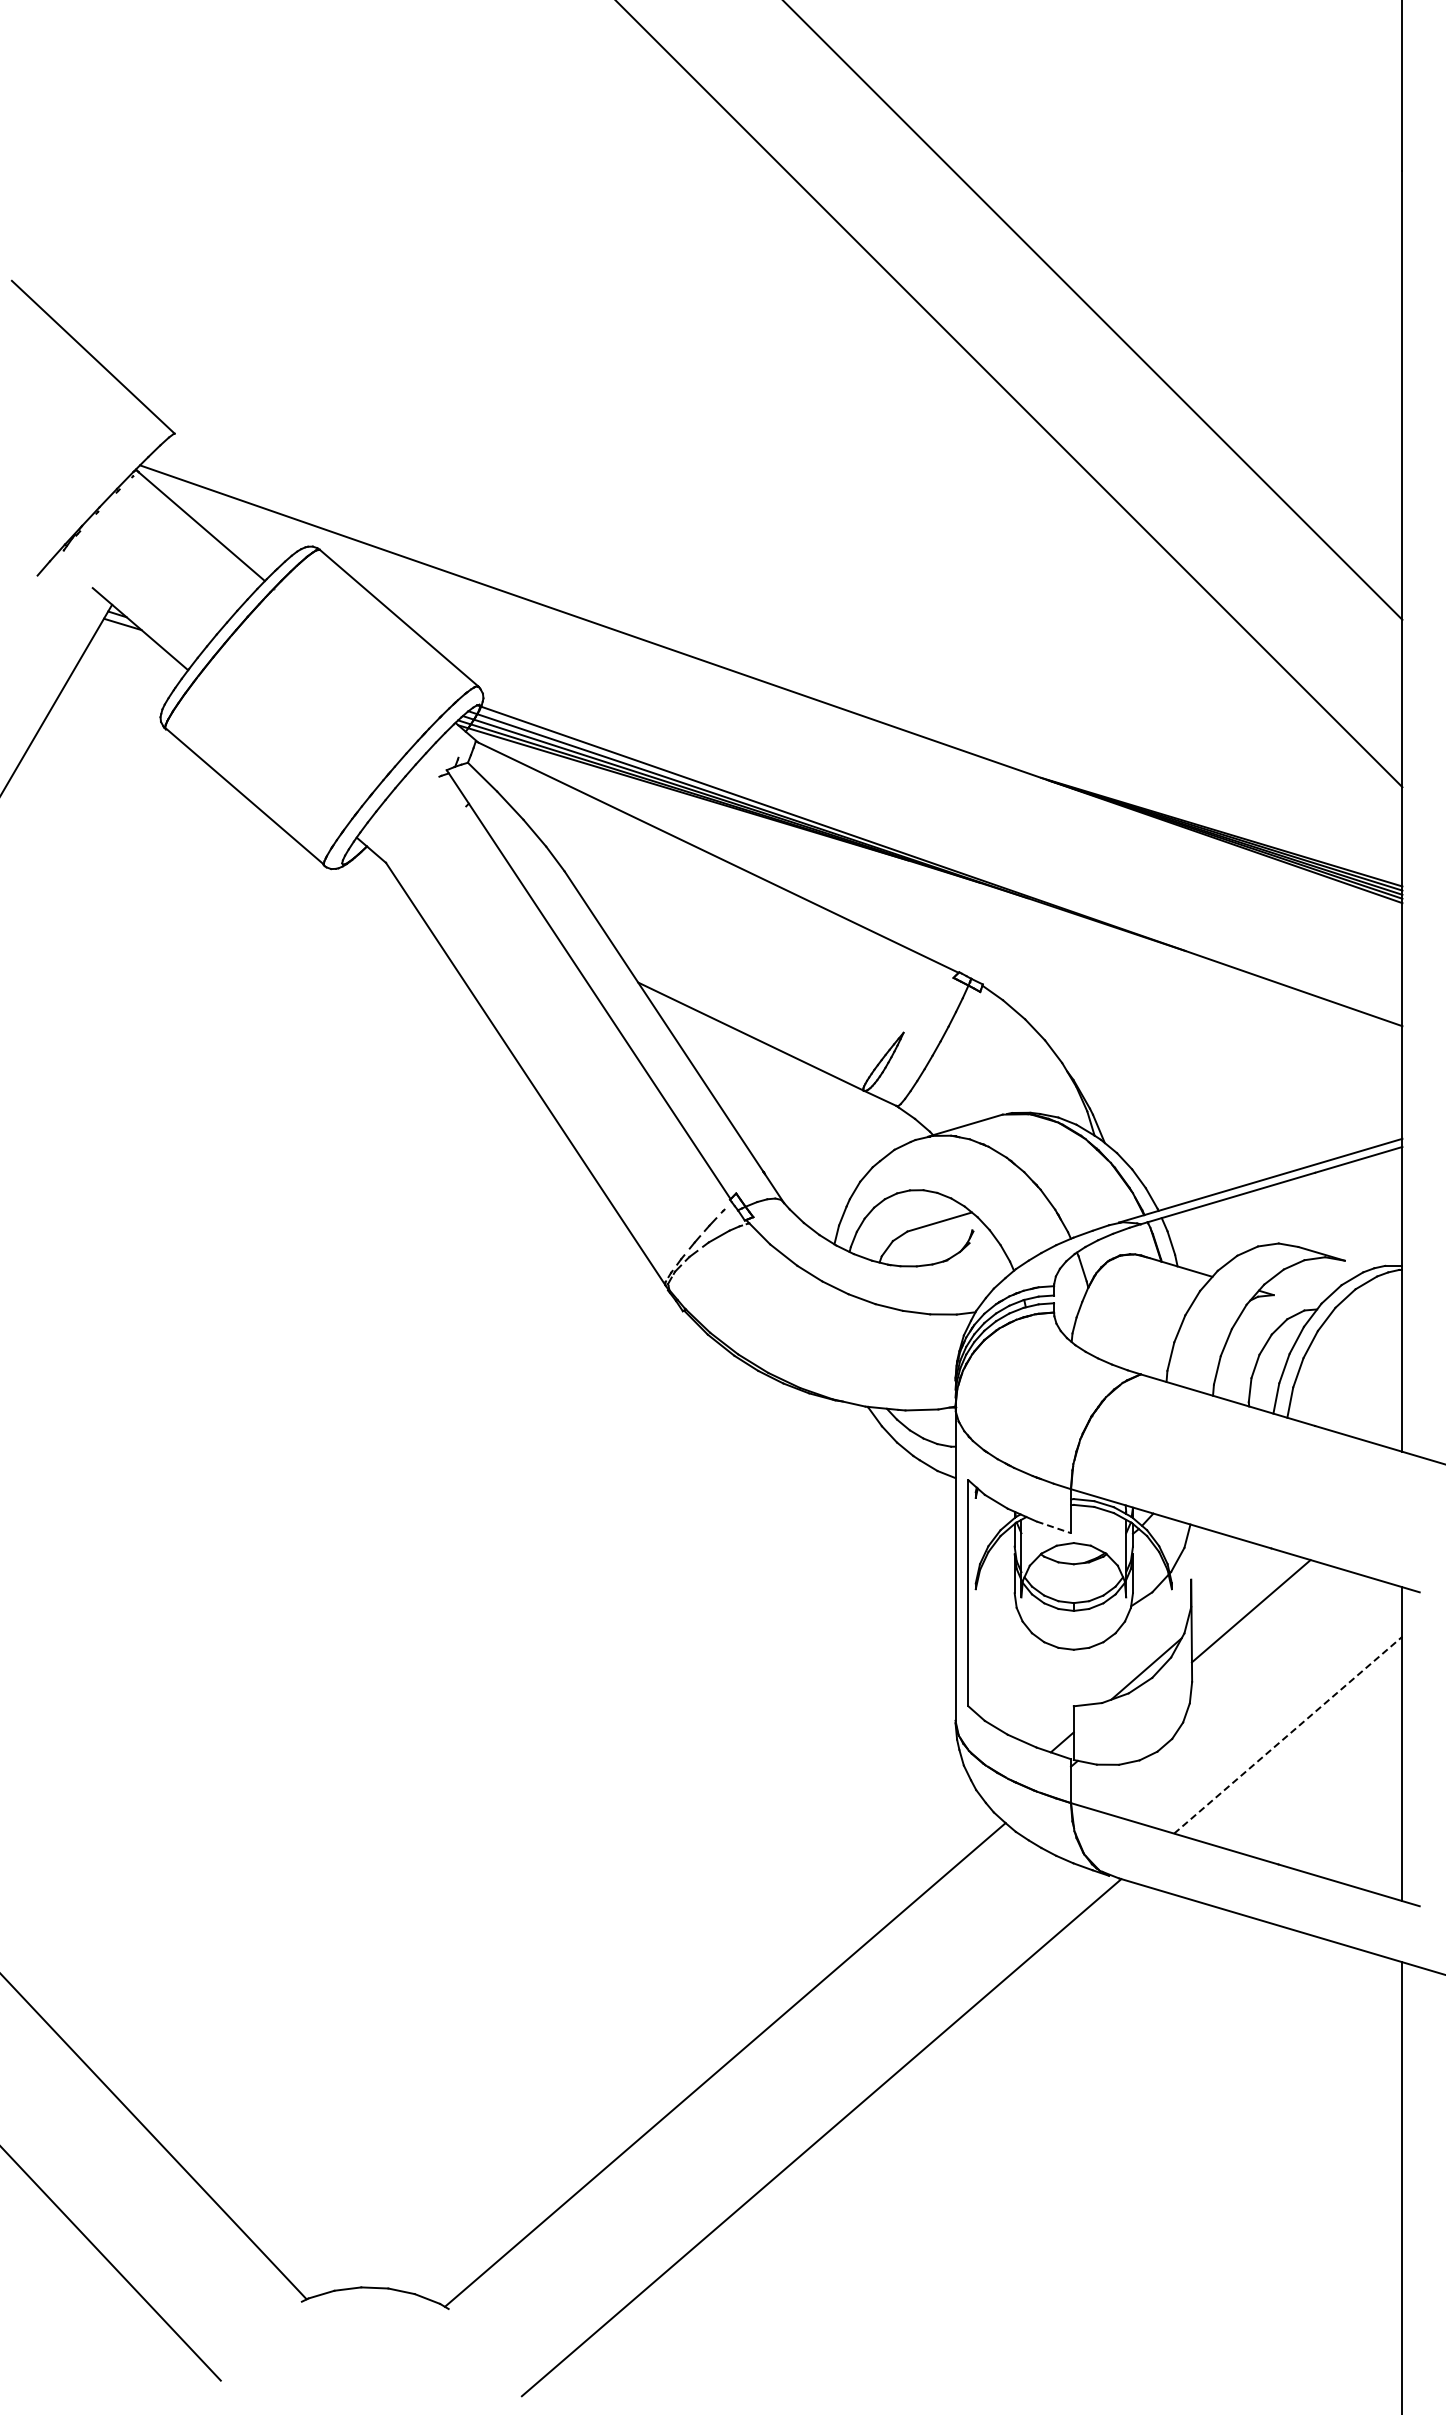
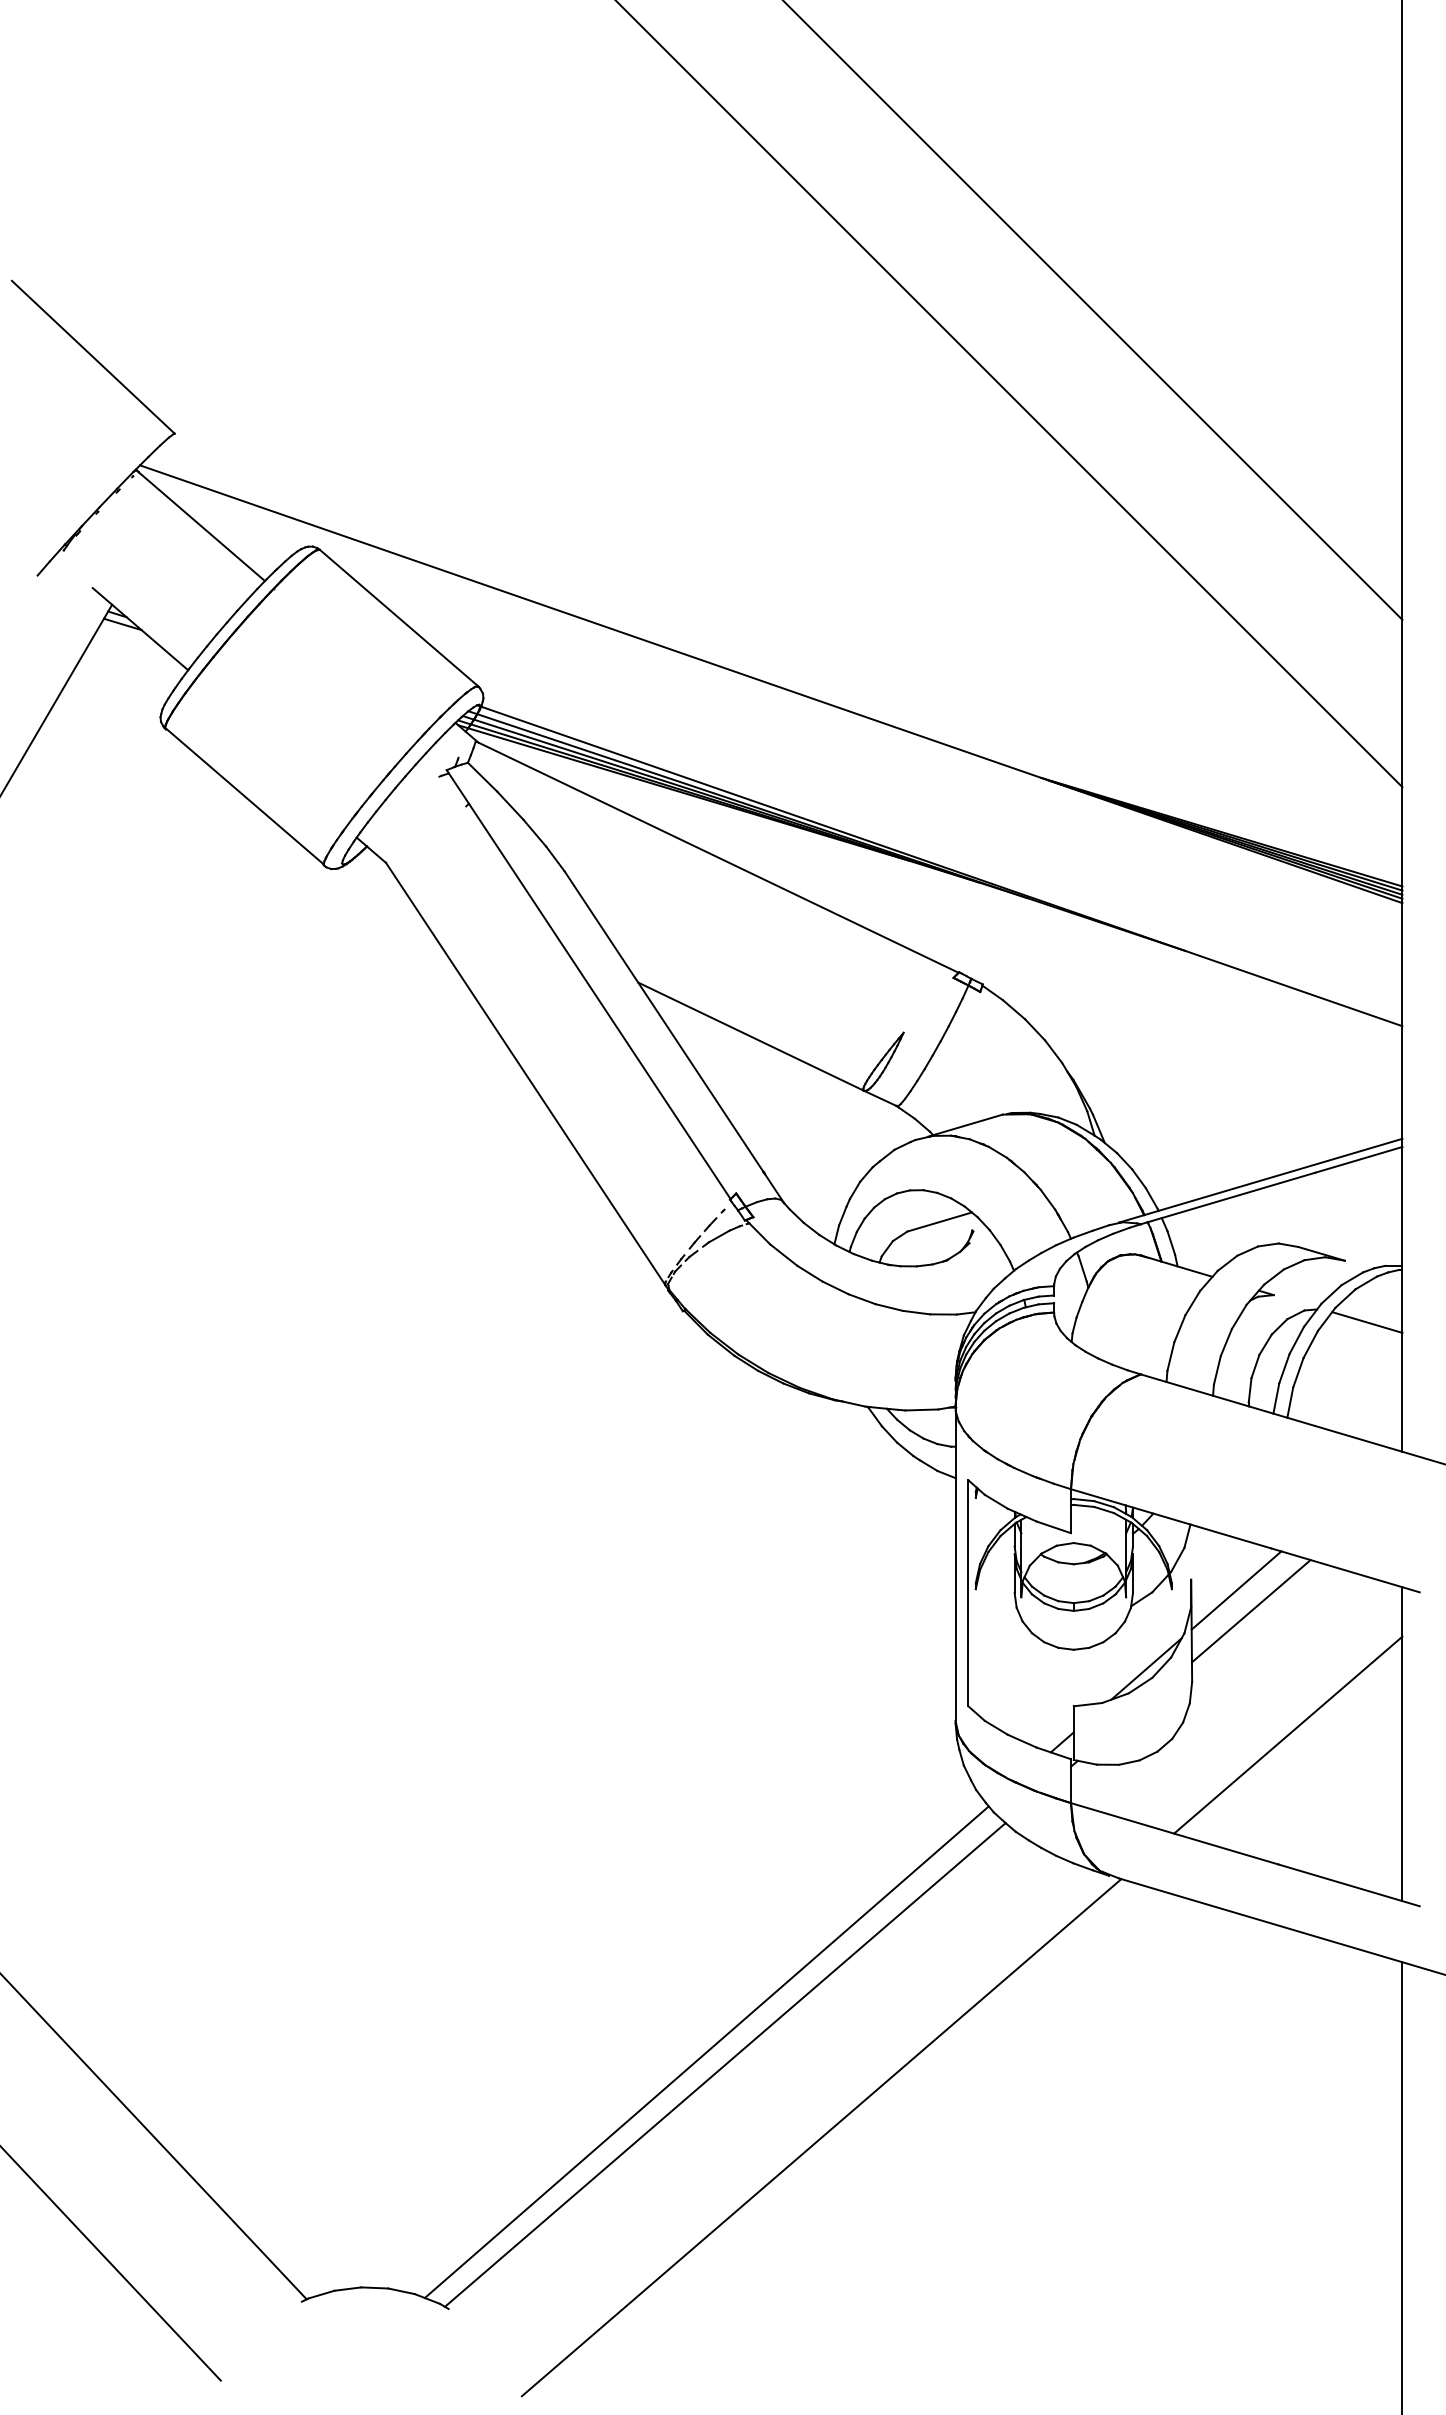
line: none -> present (1367, 1322)
line: dashed -> solid (1054, 1527)
line: none -> present (1236, 1590)
line: dashed -> solid (1288, 1735)
line: none -> present (706, 2051)
